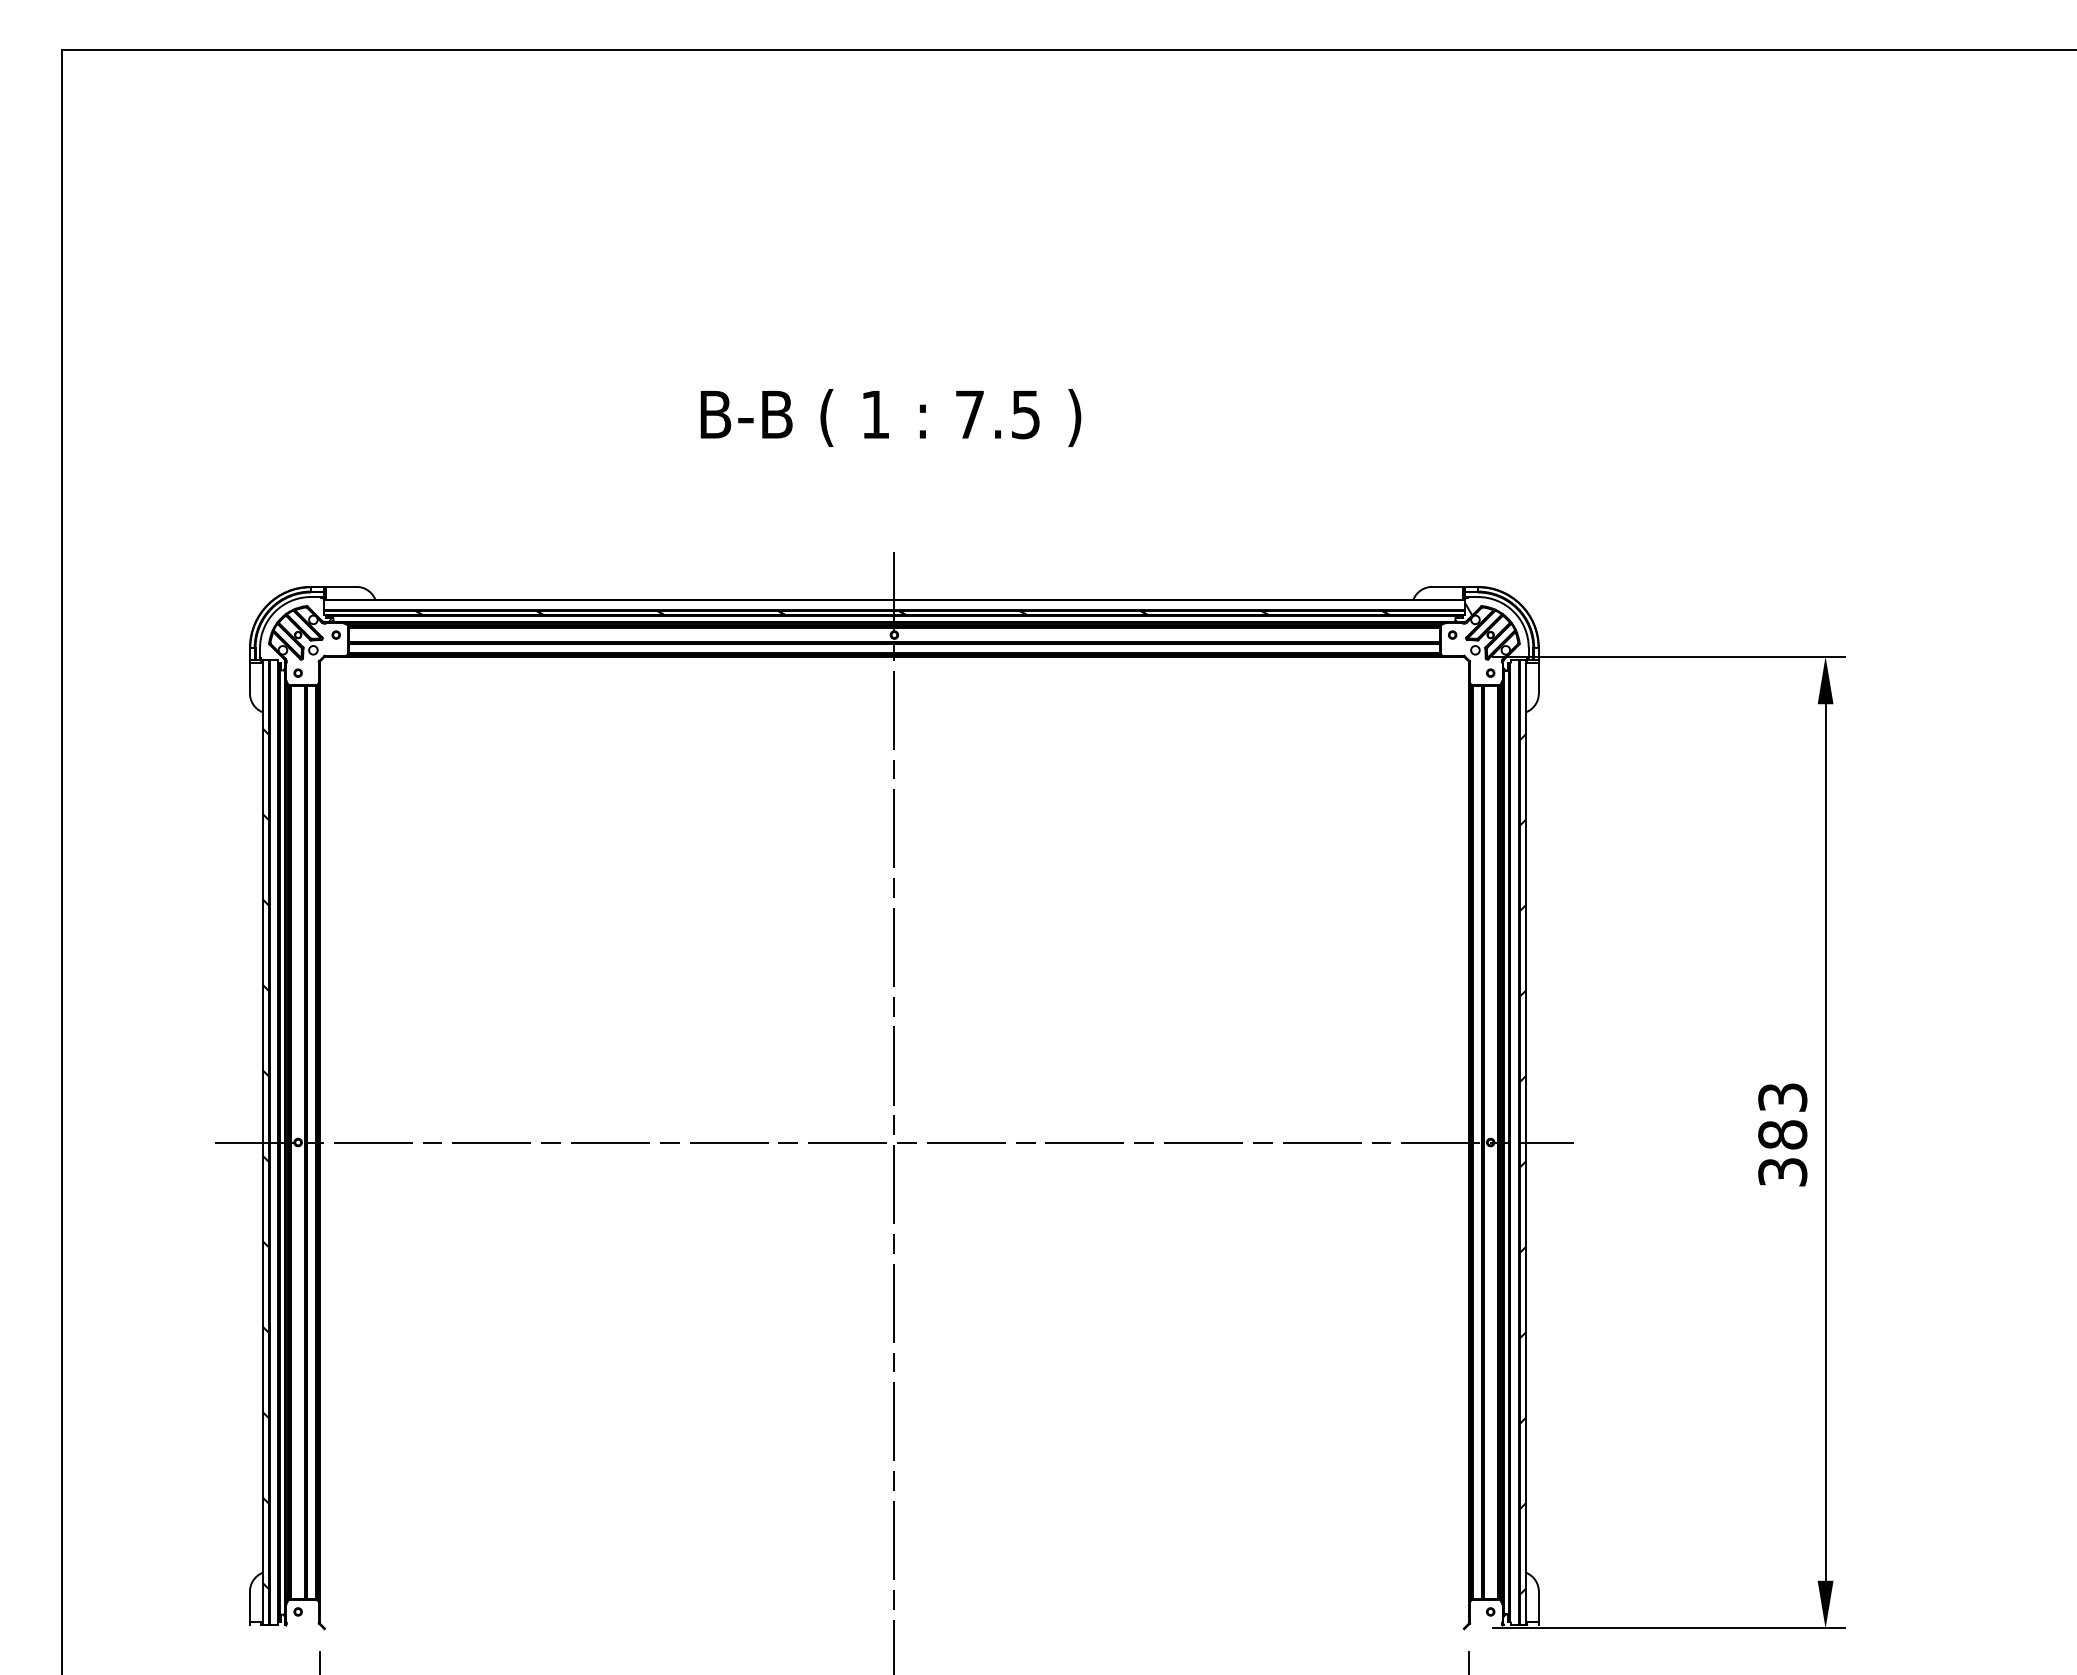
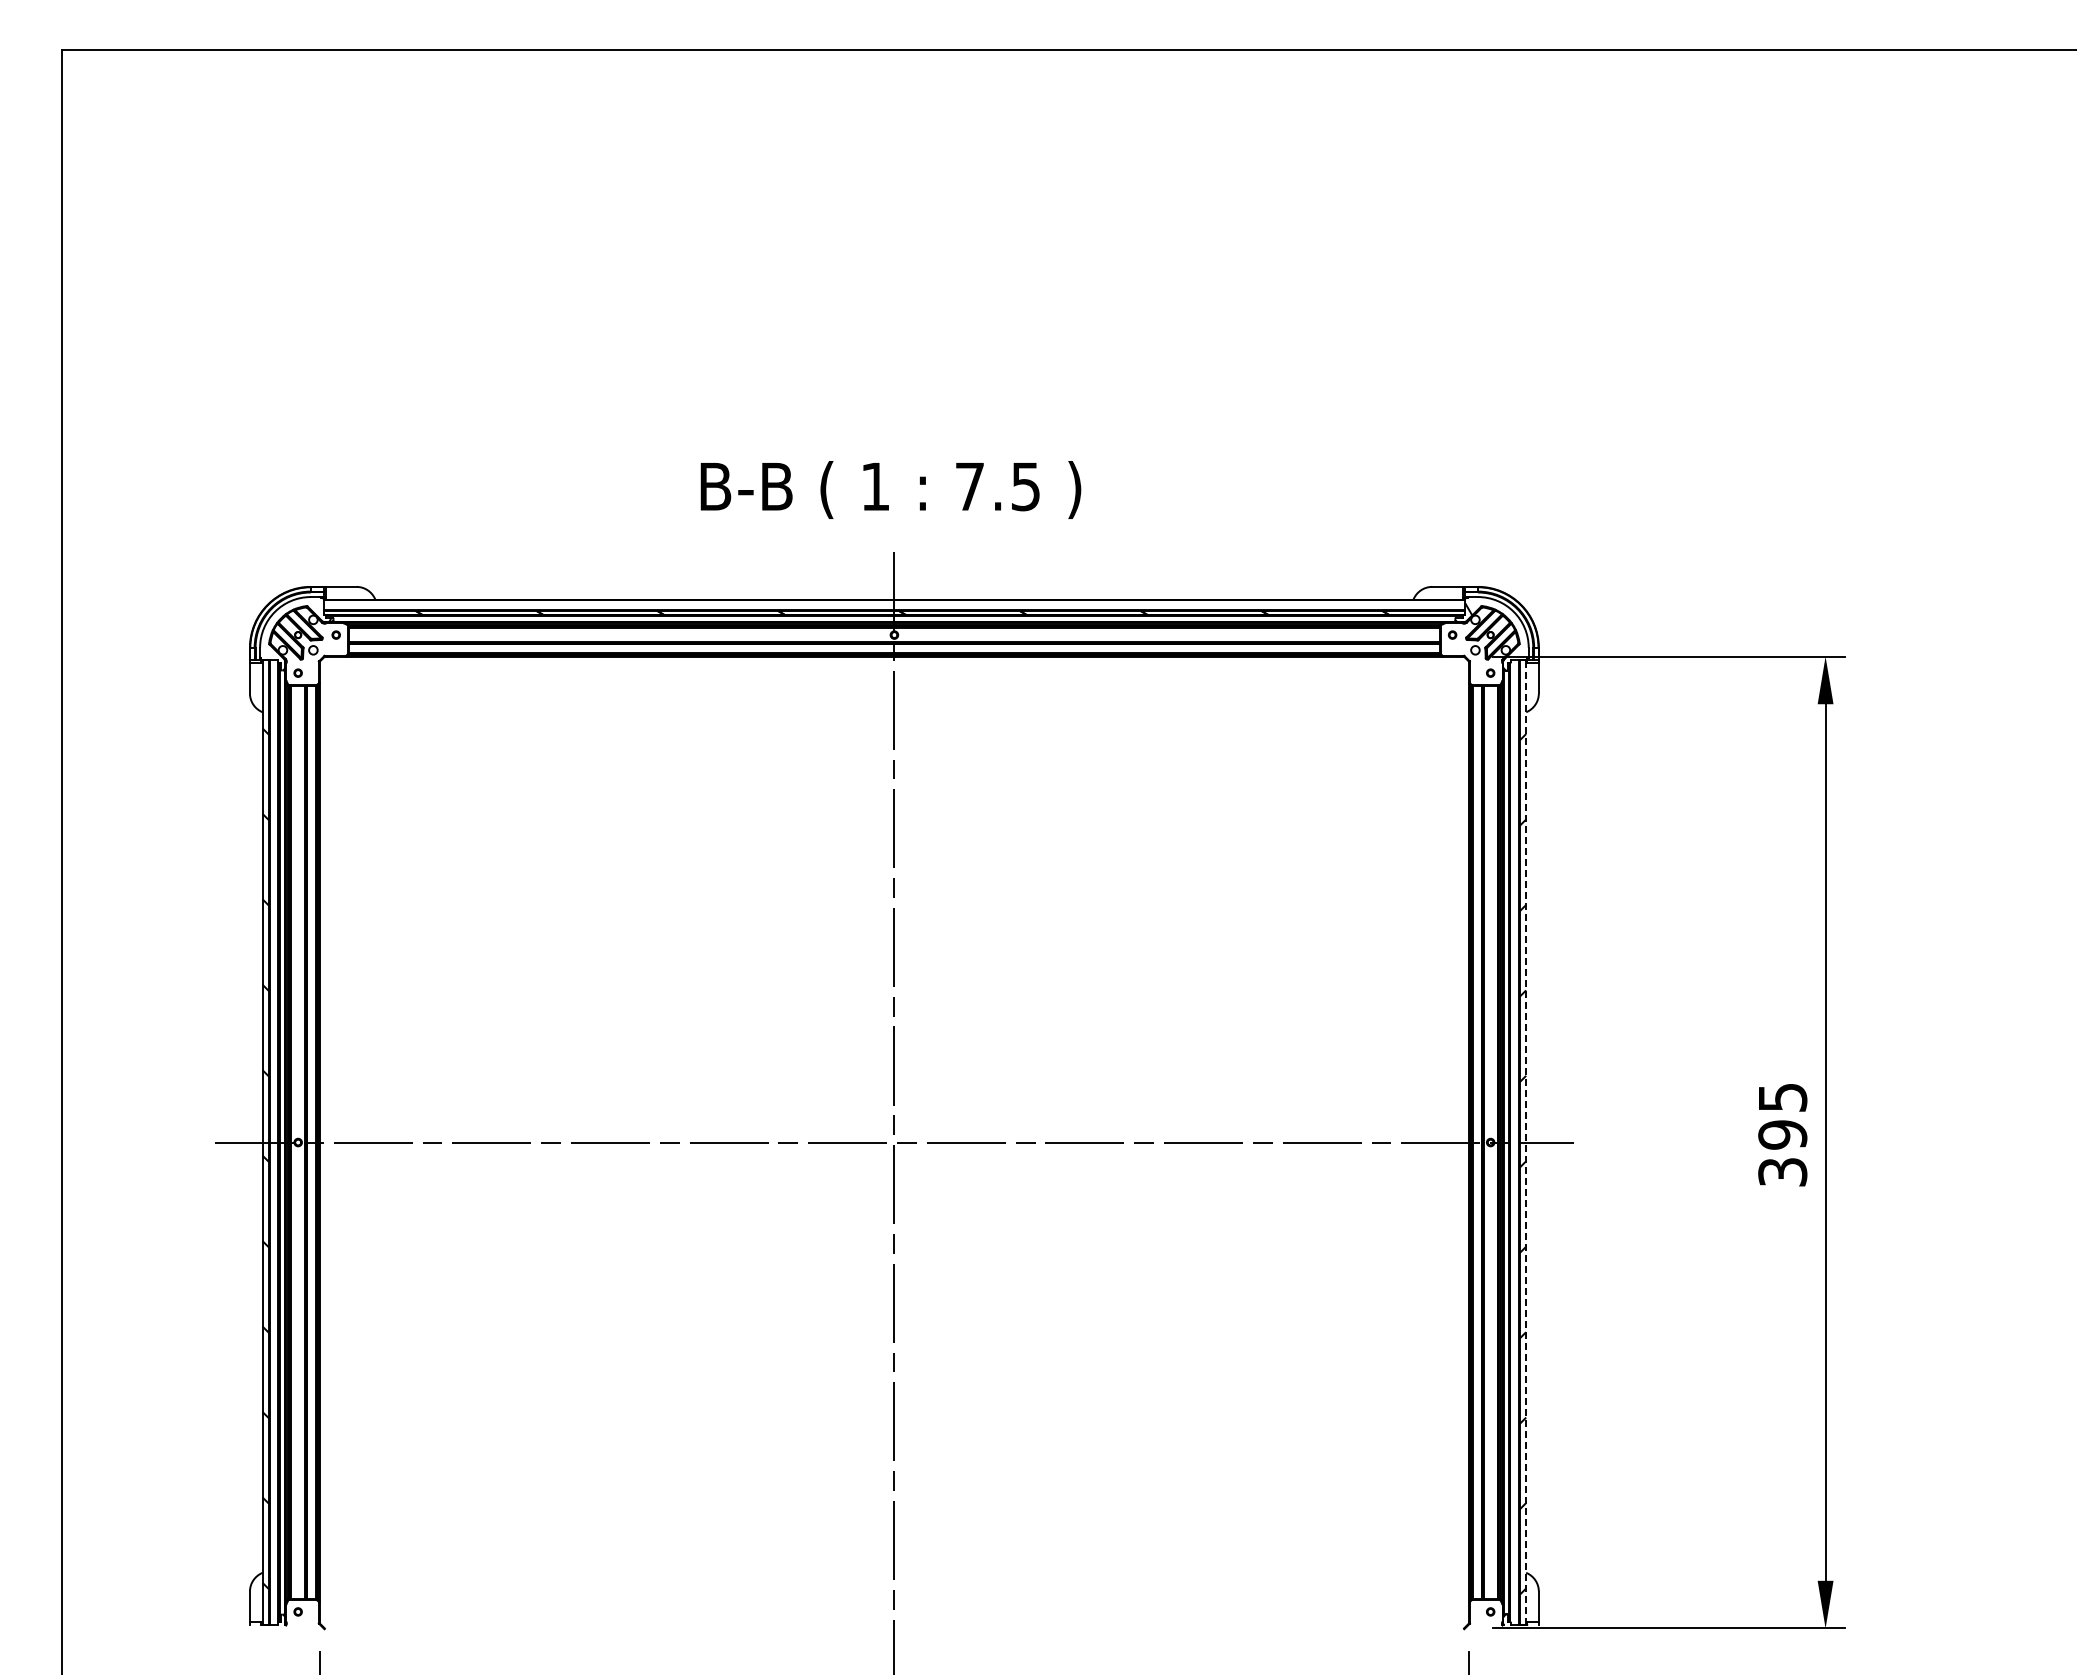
text position: (890, 417) -> (890, 489) (890, 489)
text: 383 -> 395 (1782, 1116)
line: solid -> dashed (1526, 1142)
